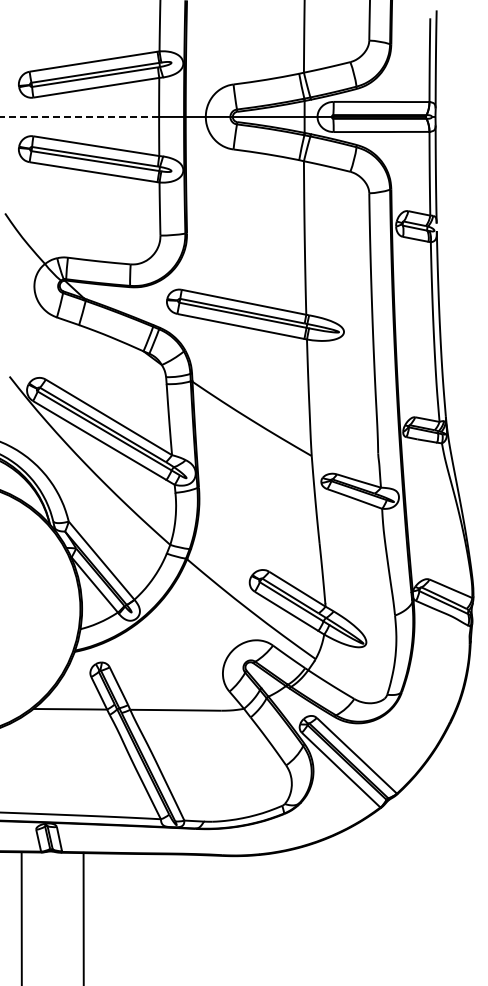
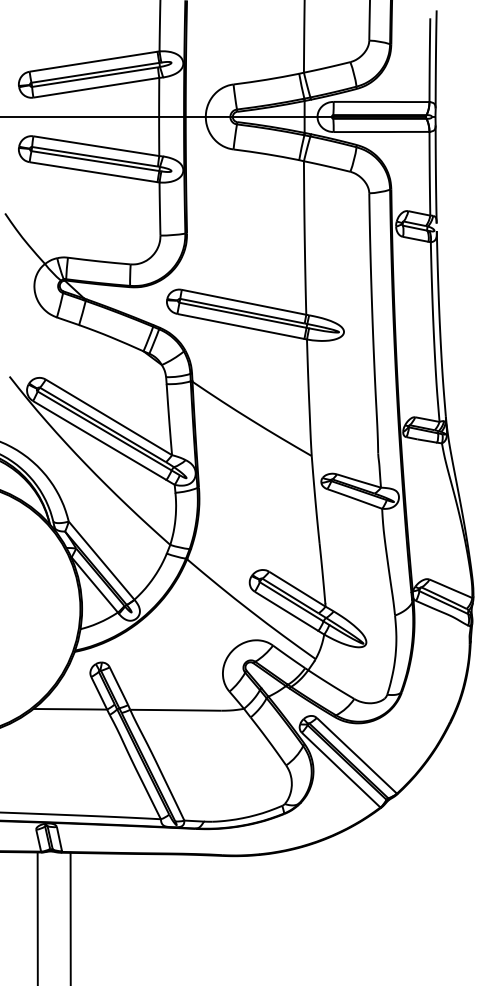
line: dashed -> solid (79, 116)
line position: (21, 917) -> (37, 917) (37, 917)
line position: (83, 917) -> (70, 917) (70, 917)
